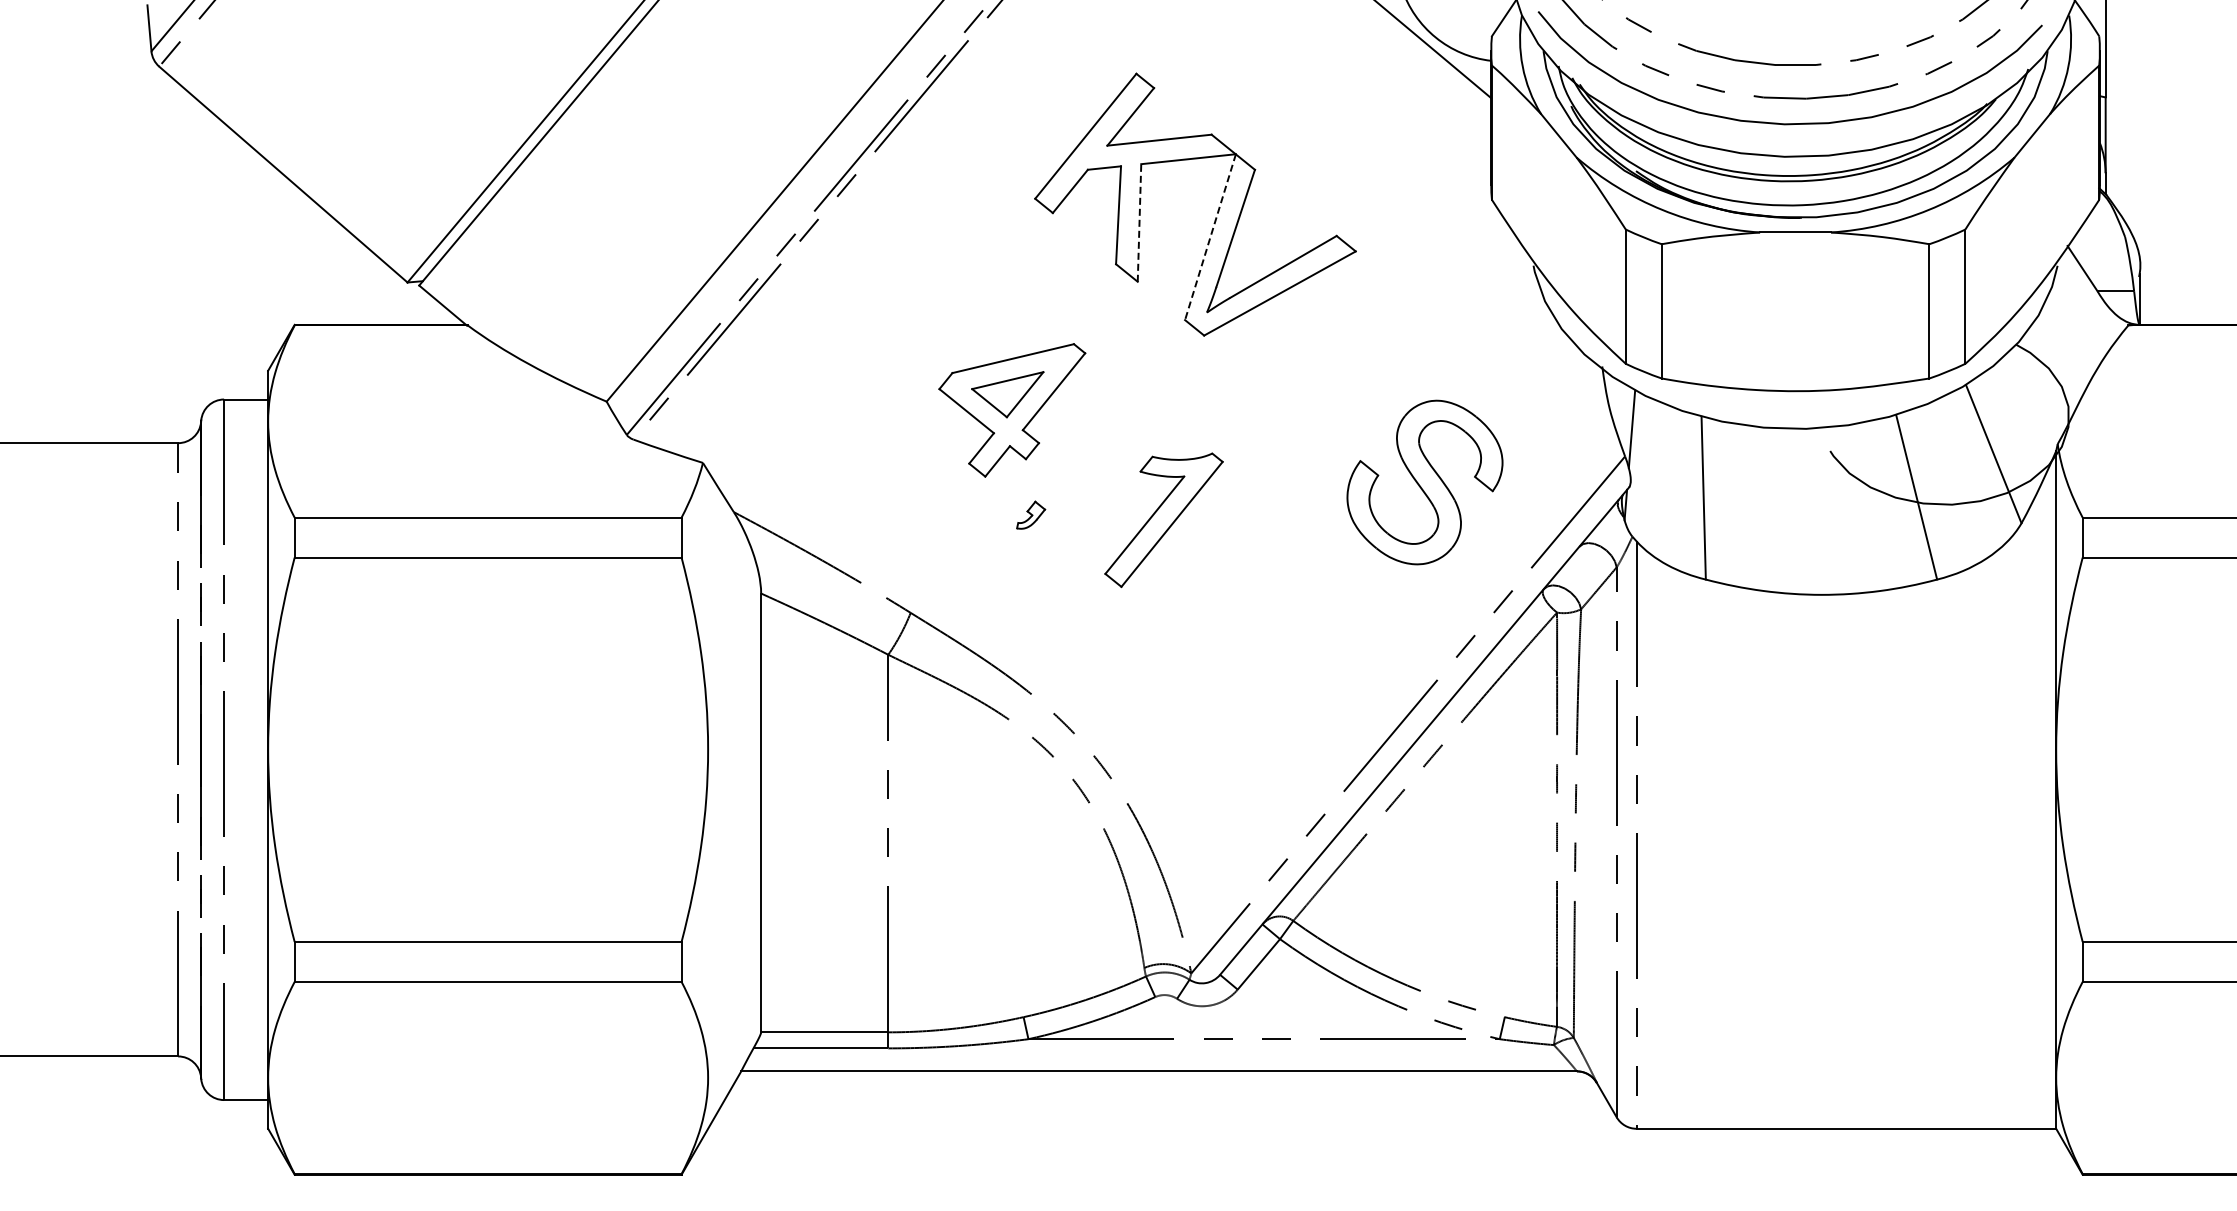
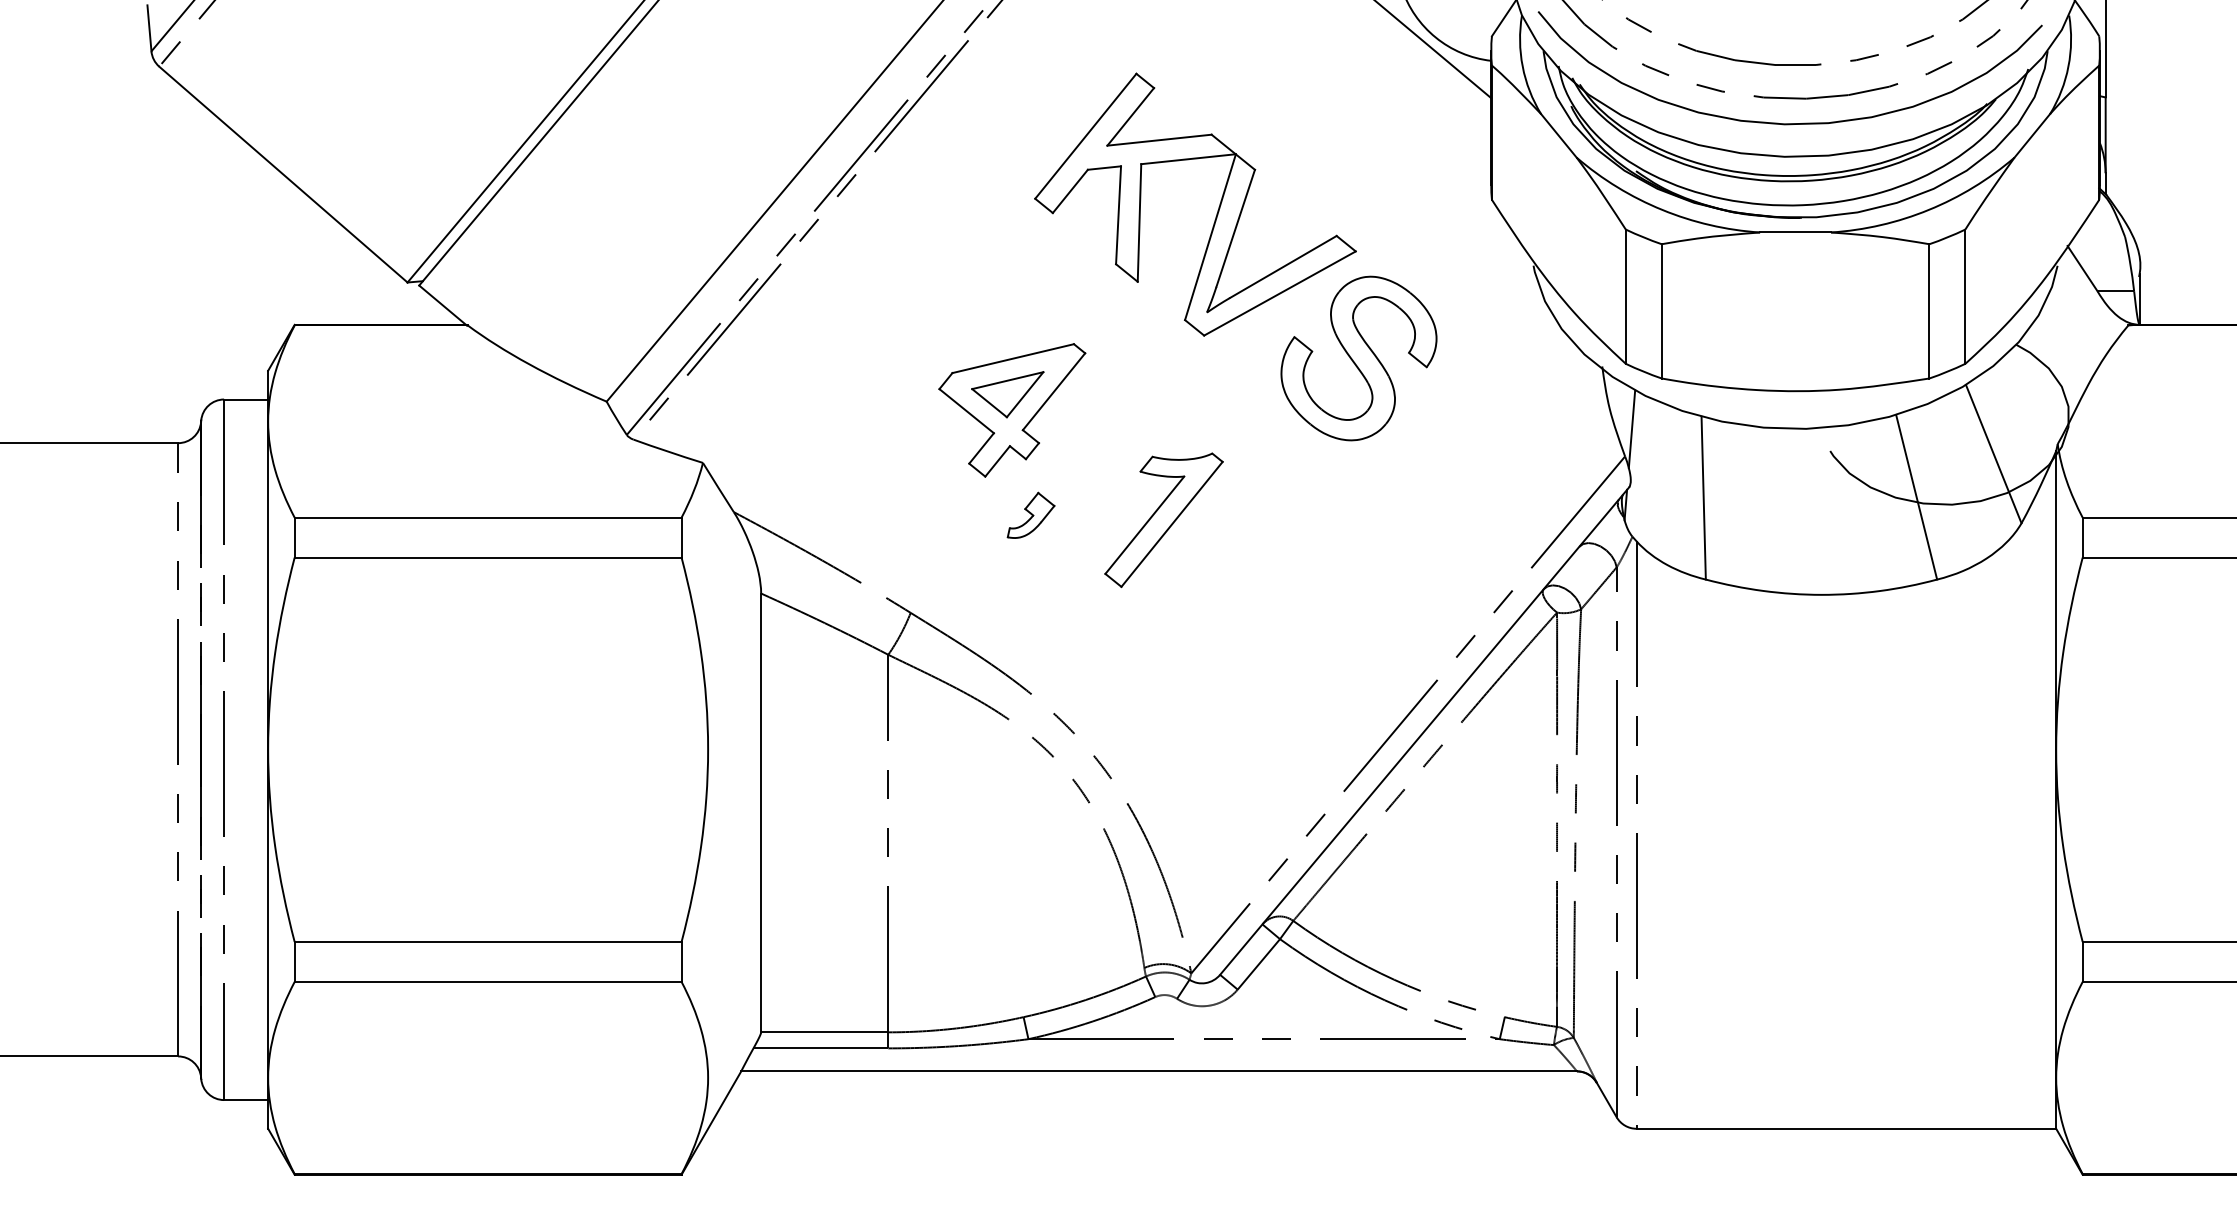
line: dashed -> solid (1139, 222)
line: dashed -> solid (1210, 237)
part position: (1424, 482) -> (1358, 358) (1358, 358)
part size: 31x30 px -> 50x48 px (1030, 514)
